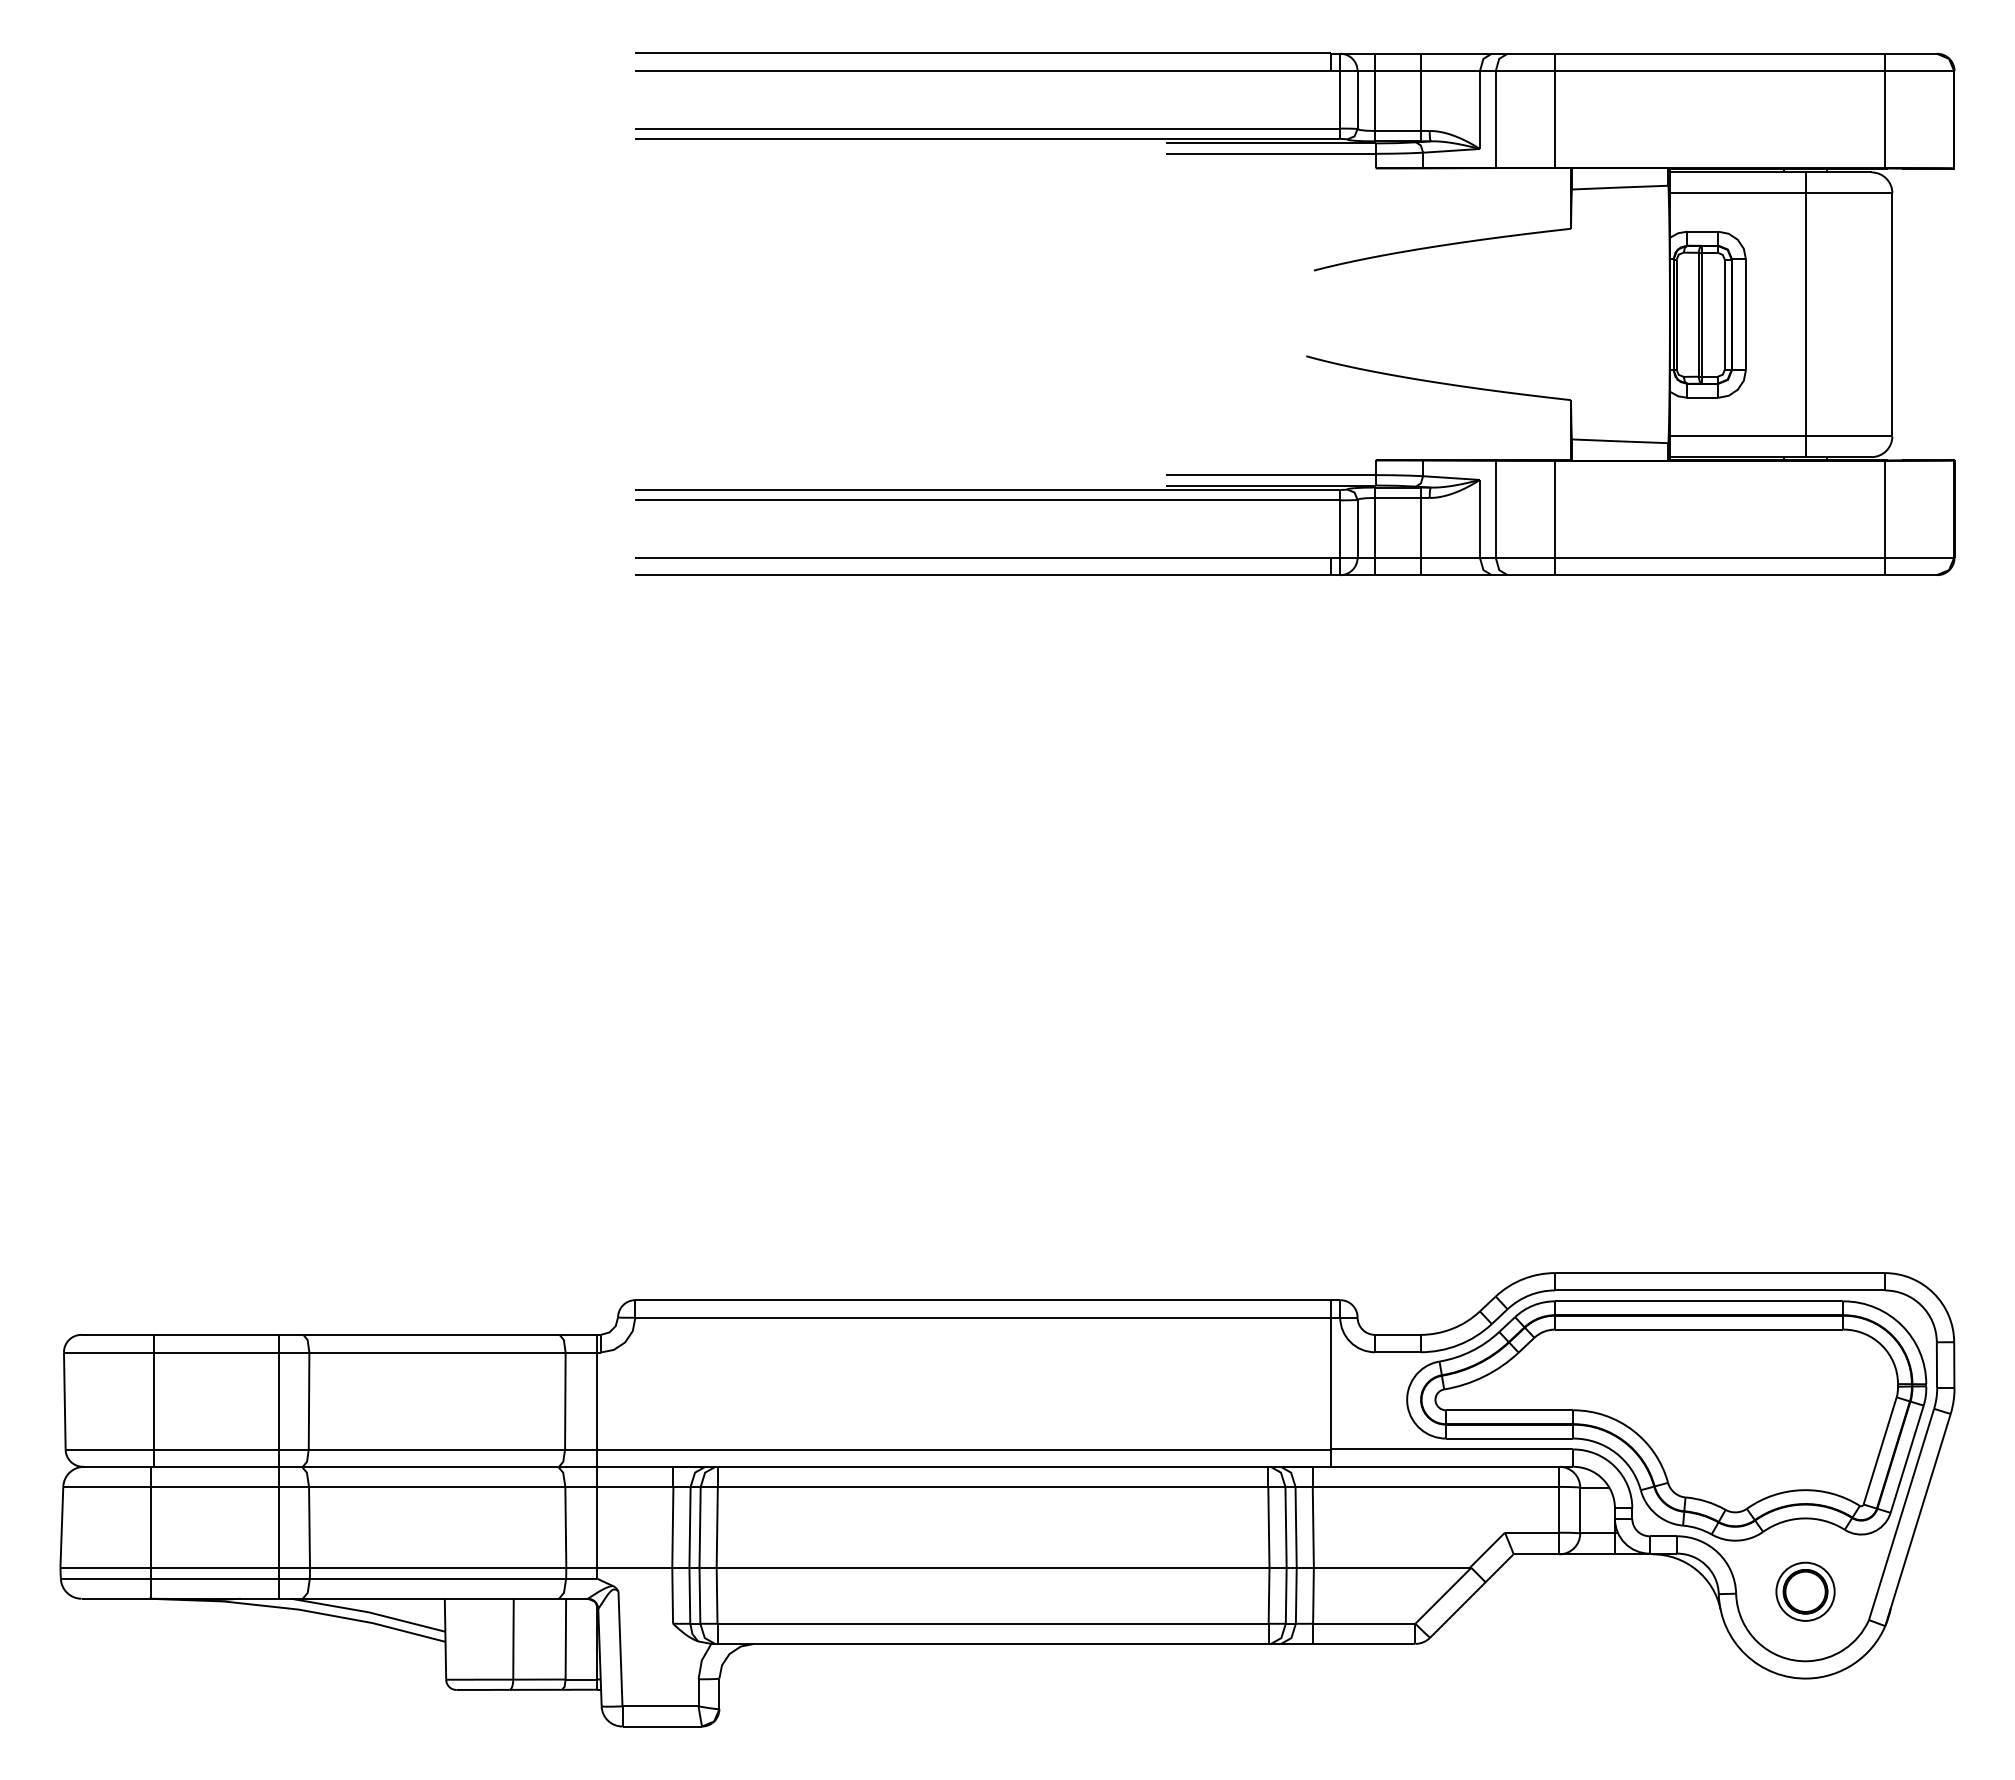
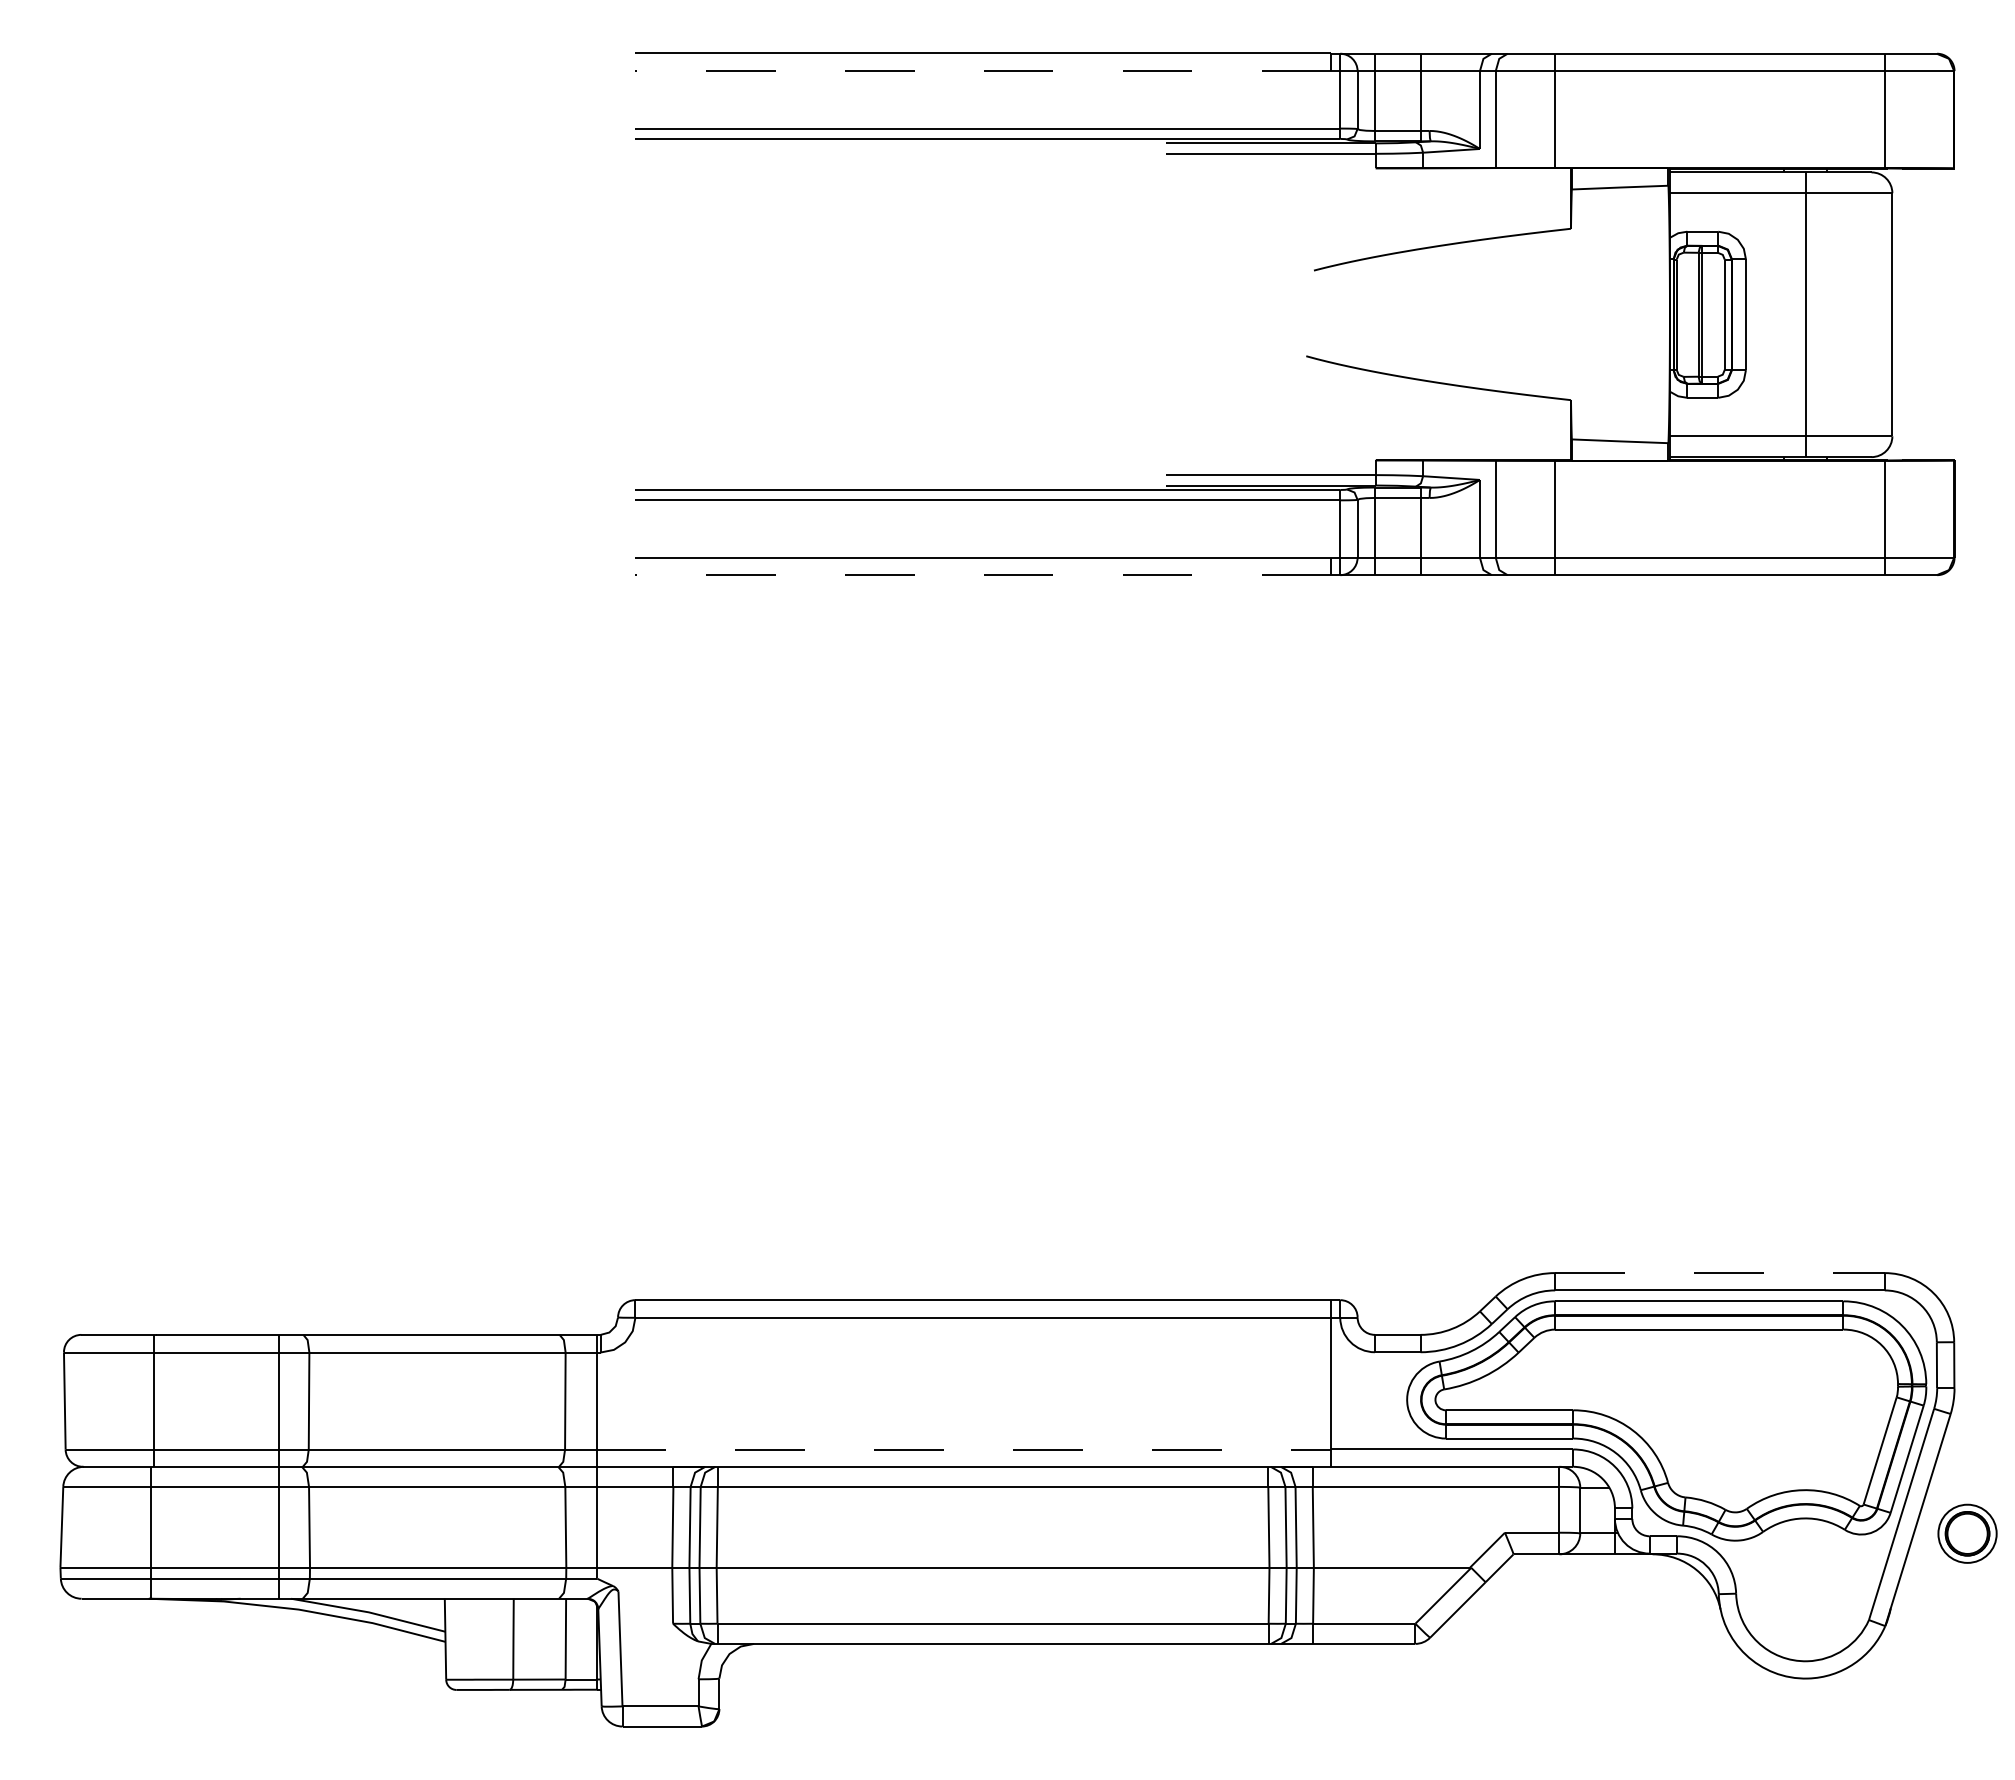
line: solid -> dashed (983, 70)
line: solid -> dashed (983, 575)
line: solid -> dashed (1719, 1273)
line: solid -> dashed (964, 1449)
part position: (1805, 1591) -> (1967, 1533) (1967, 1533)
